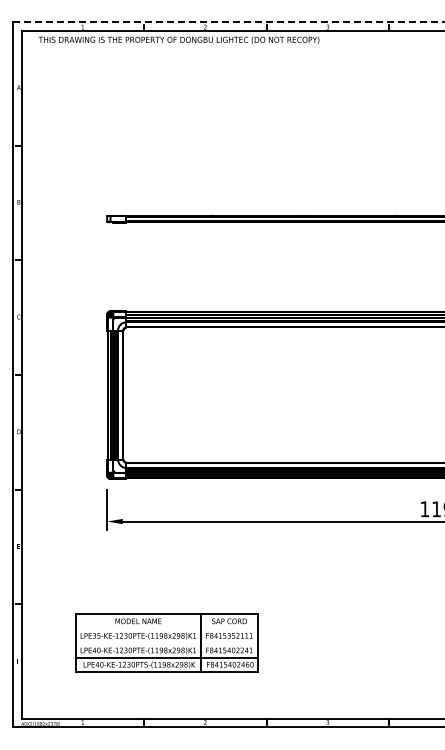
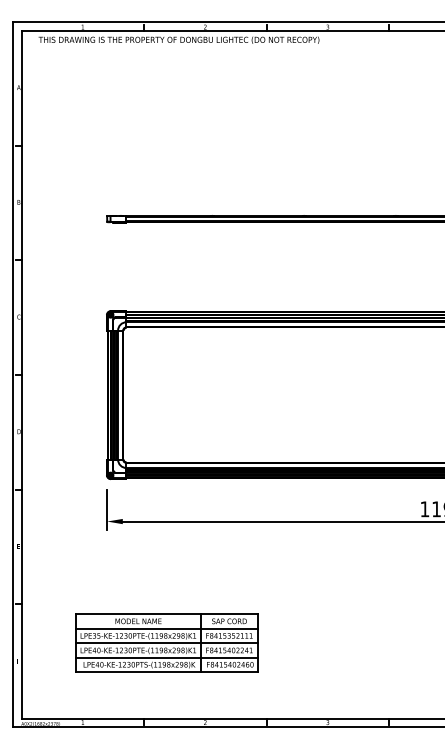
line: dashed -> solid (228, 22)
line: none -> present (166, 628)
line: none -> present (166, 643)
